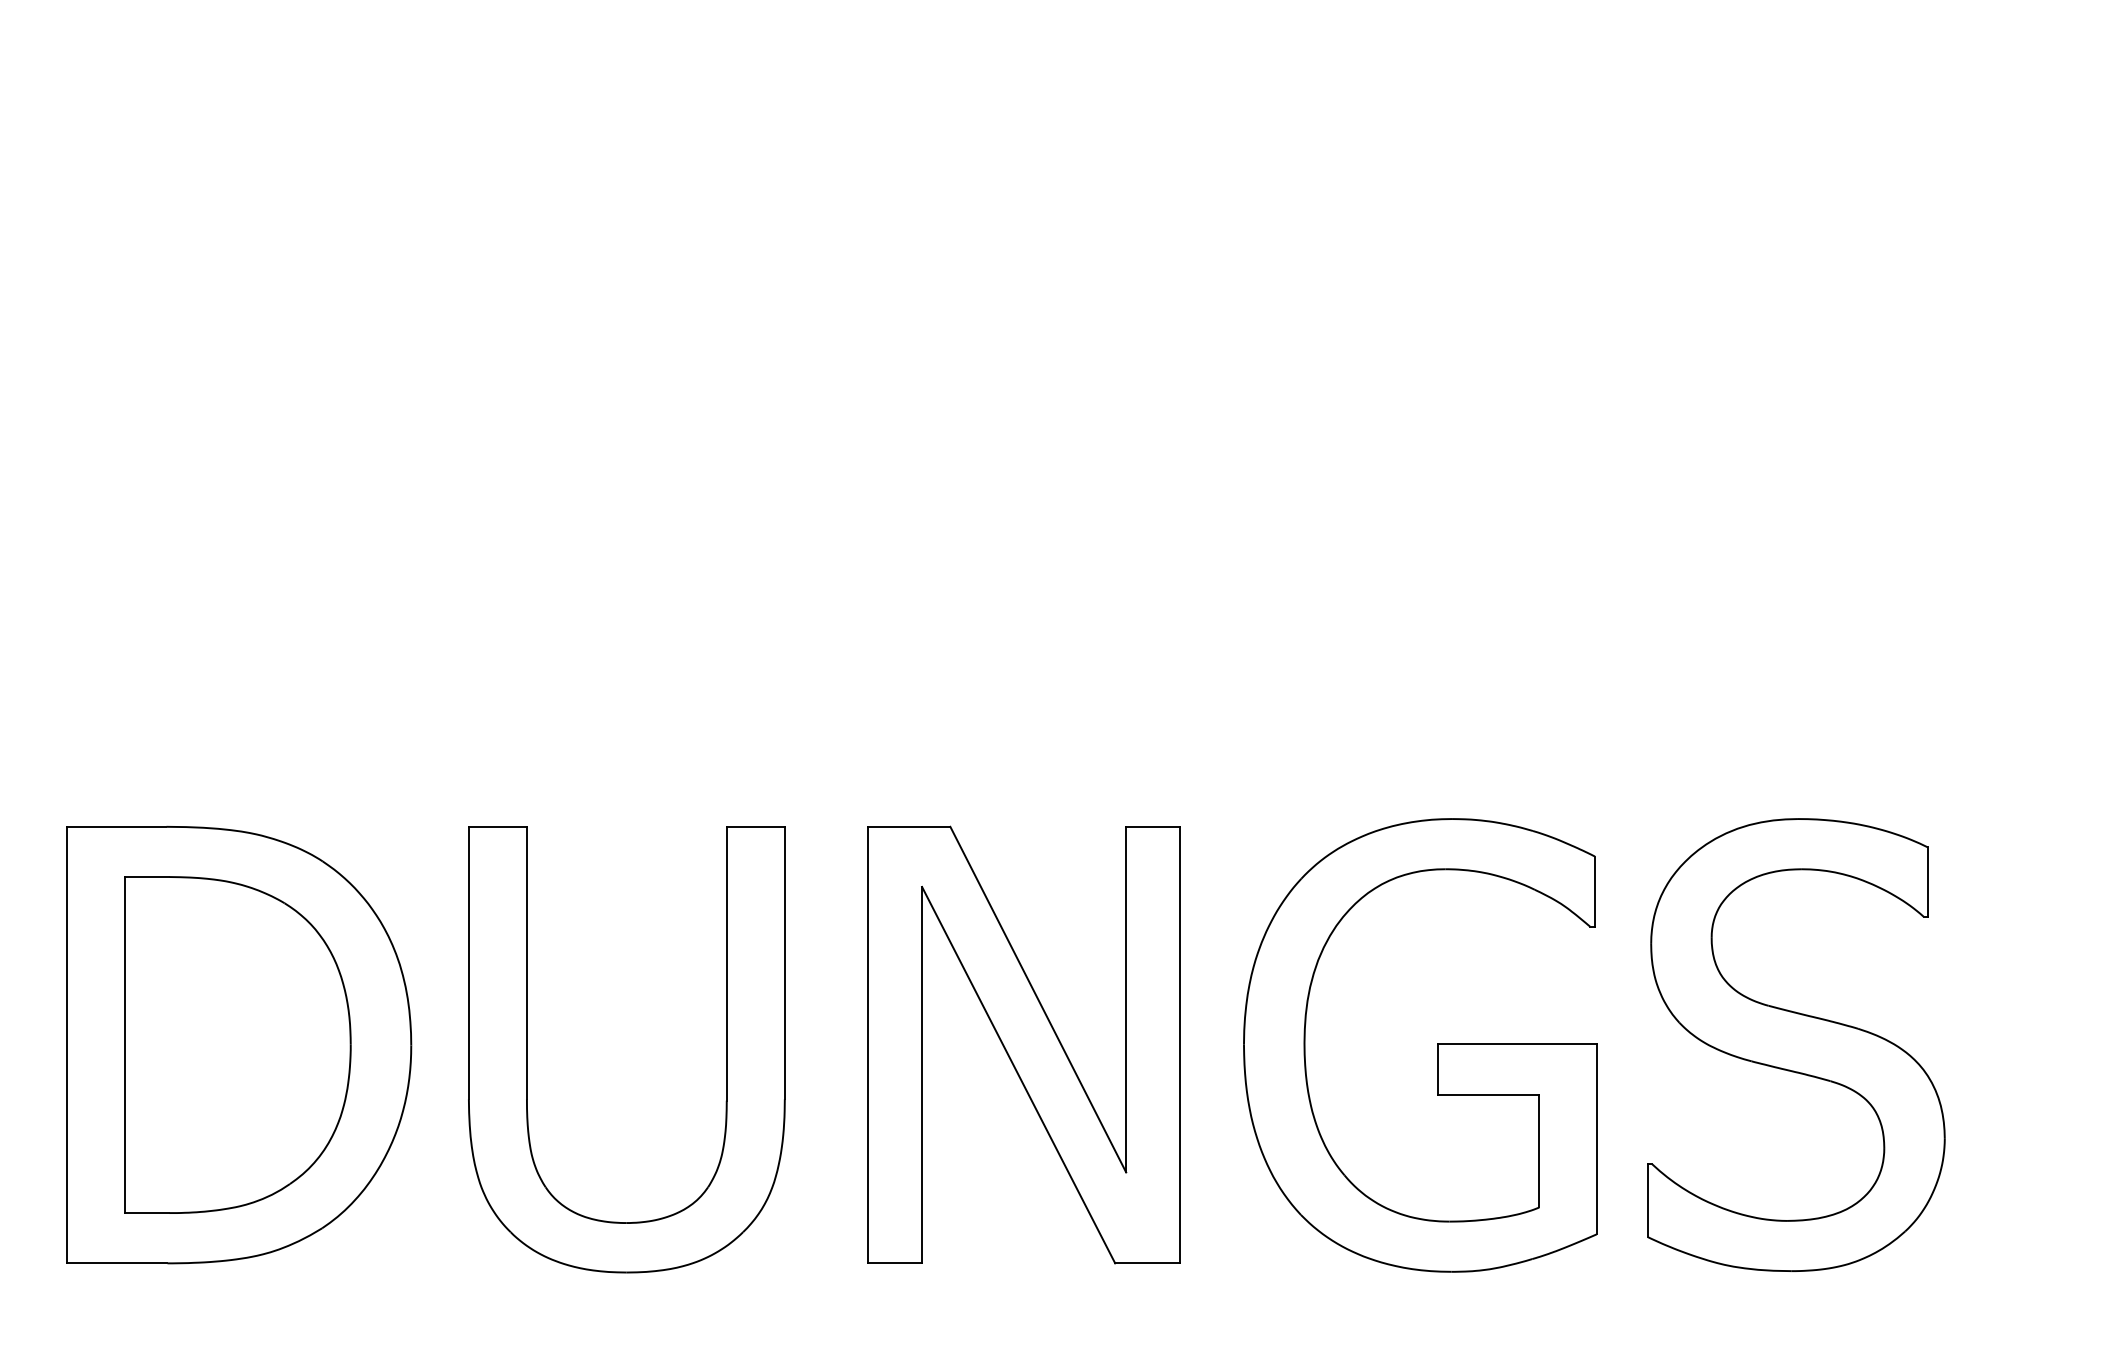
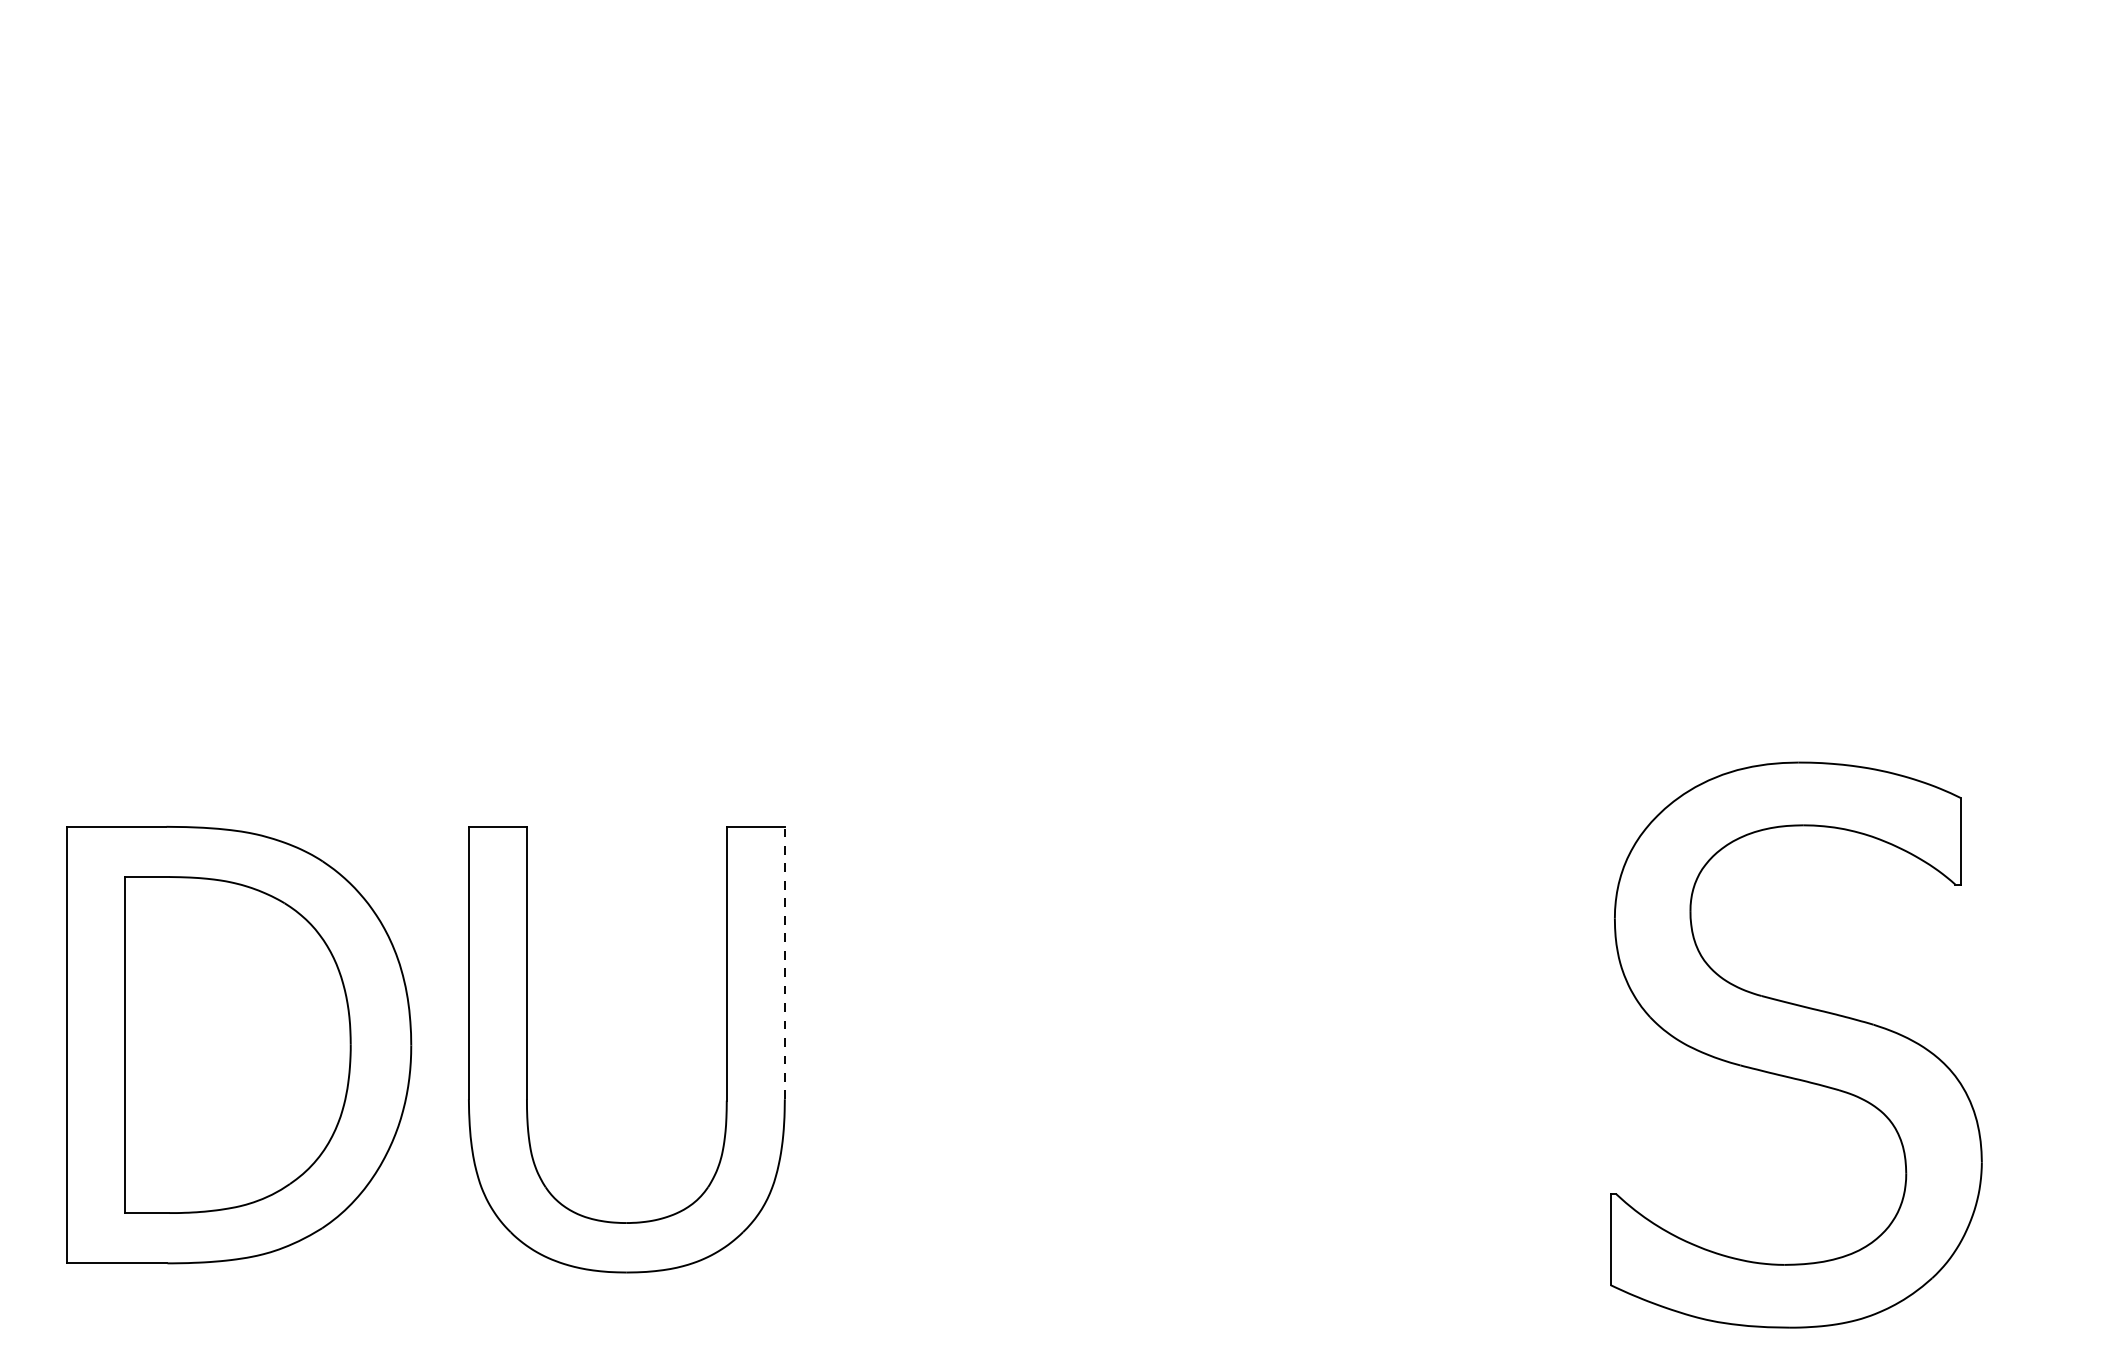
line: solid -> dashed (784, 962)
part: present -> none (1023, 1044)
part size: 299x454 px -> 373x568 px (1796, 1044)
part: present -> none (1437, 1045)
